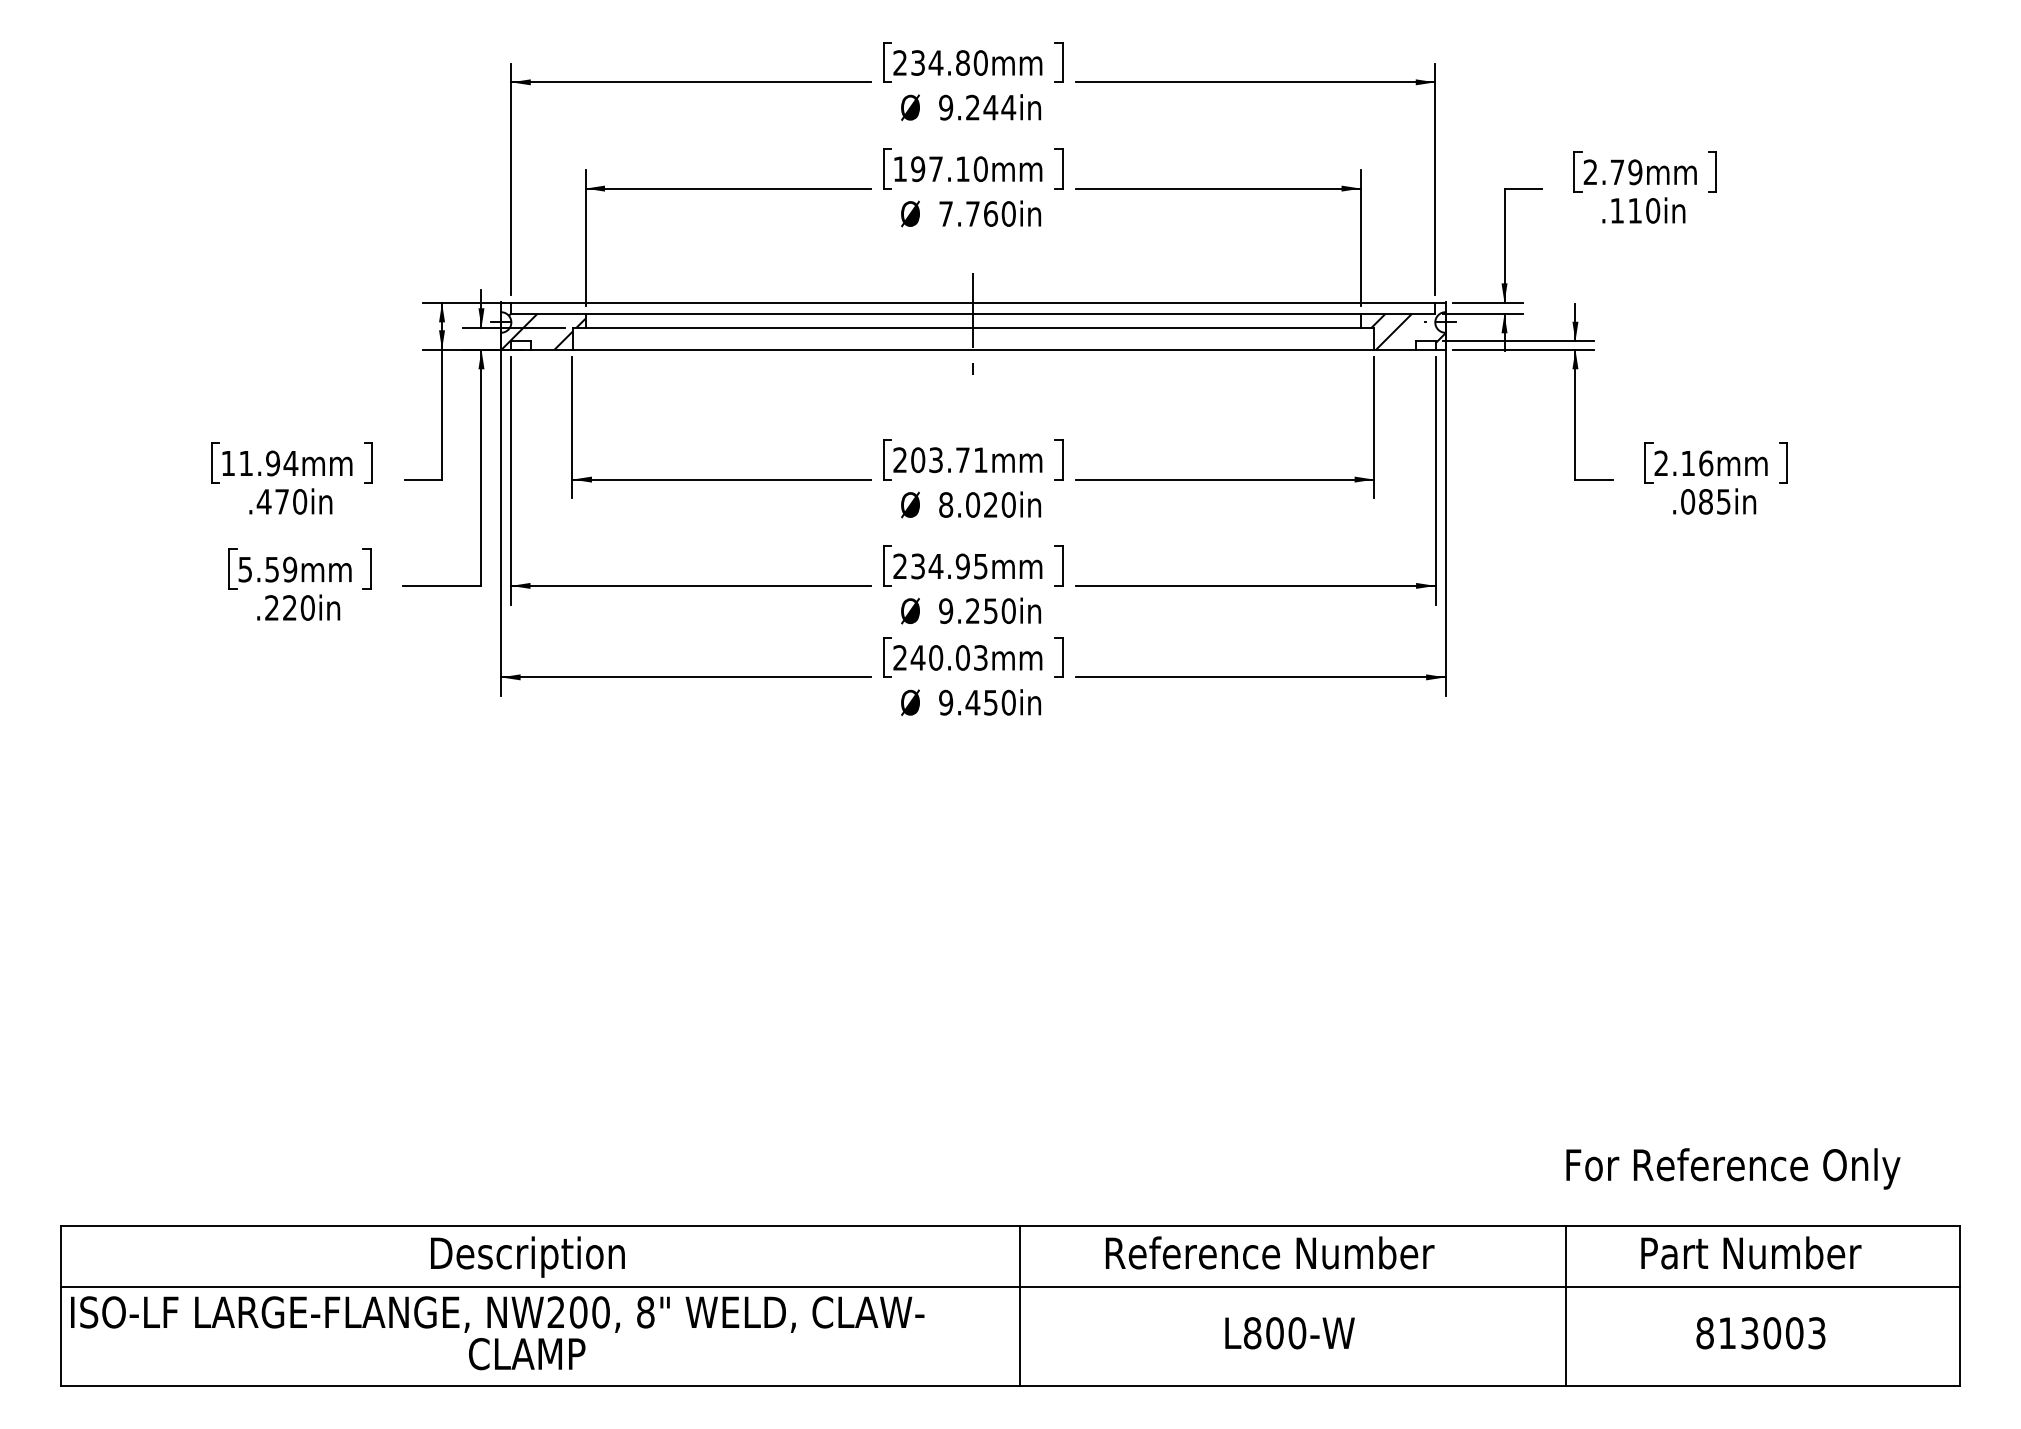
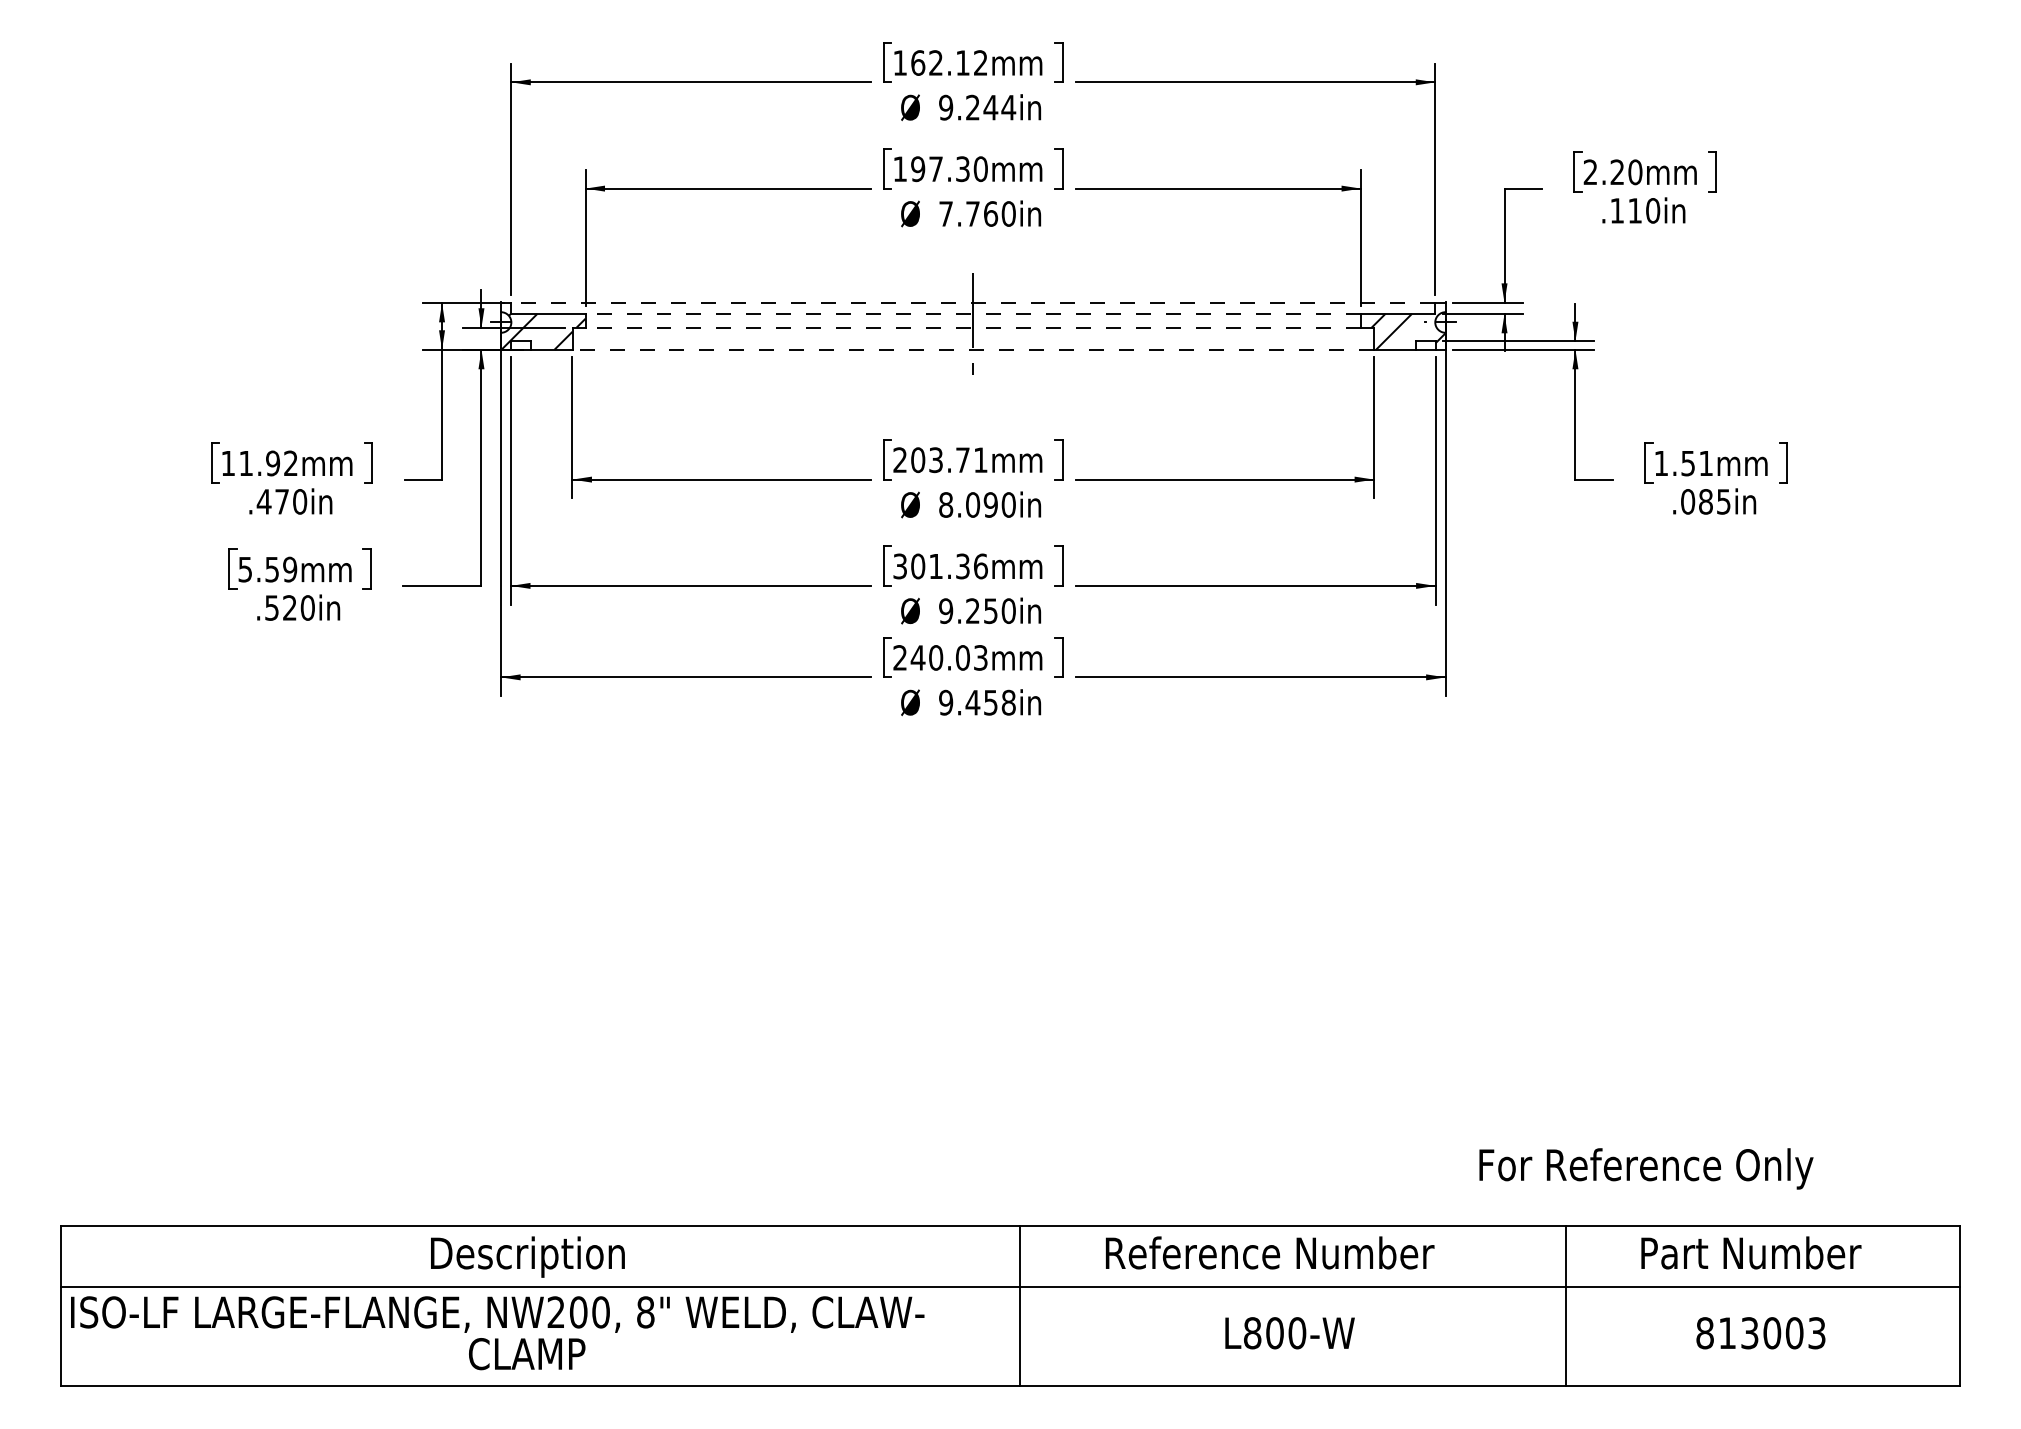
text: 234.80mm -> 162.12mm (940, 62)
text: 197.10mm -> 197.30mm (962, 169)
text: 2.79mm -> 2.20mm (1626, 172)
line: solid -> dashed (973, 302)
line: solid -> dashed (973, 313)
line: solid -> dashed (973, 327)
line: solid -> dashed (973, 349)
text: 11.94mm -> 11.92mm (290, 462)
text: 2.16mm -> 1.51mm (1683, 463)
text: 8.020in -> 8.090in (990, 504)
text: 234.95mm -> 301.36mm (940, 566)
text: .220in -> .520in (271, 607)
text: 9.450in -> 9.458in (1008, 702)
text position: (1733, 1168) -> (1646, 1168) (1646, 1168)
